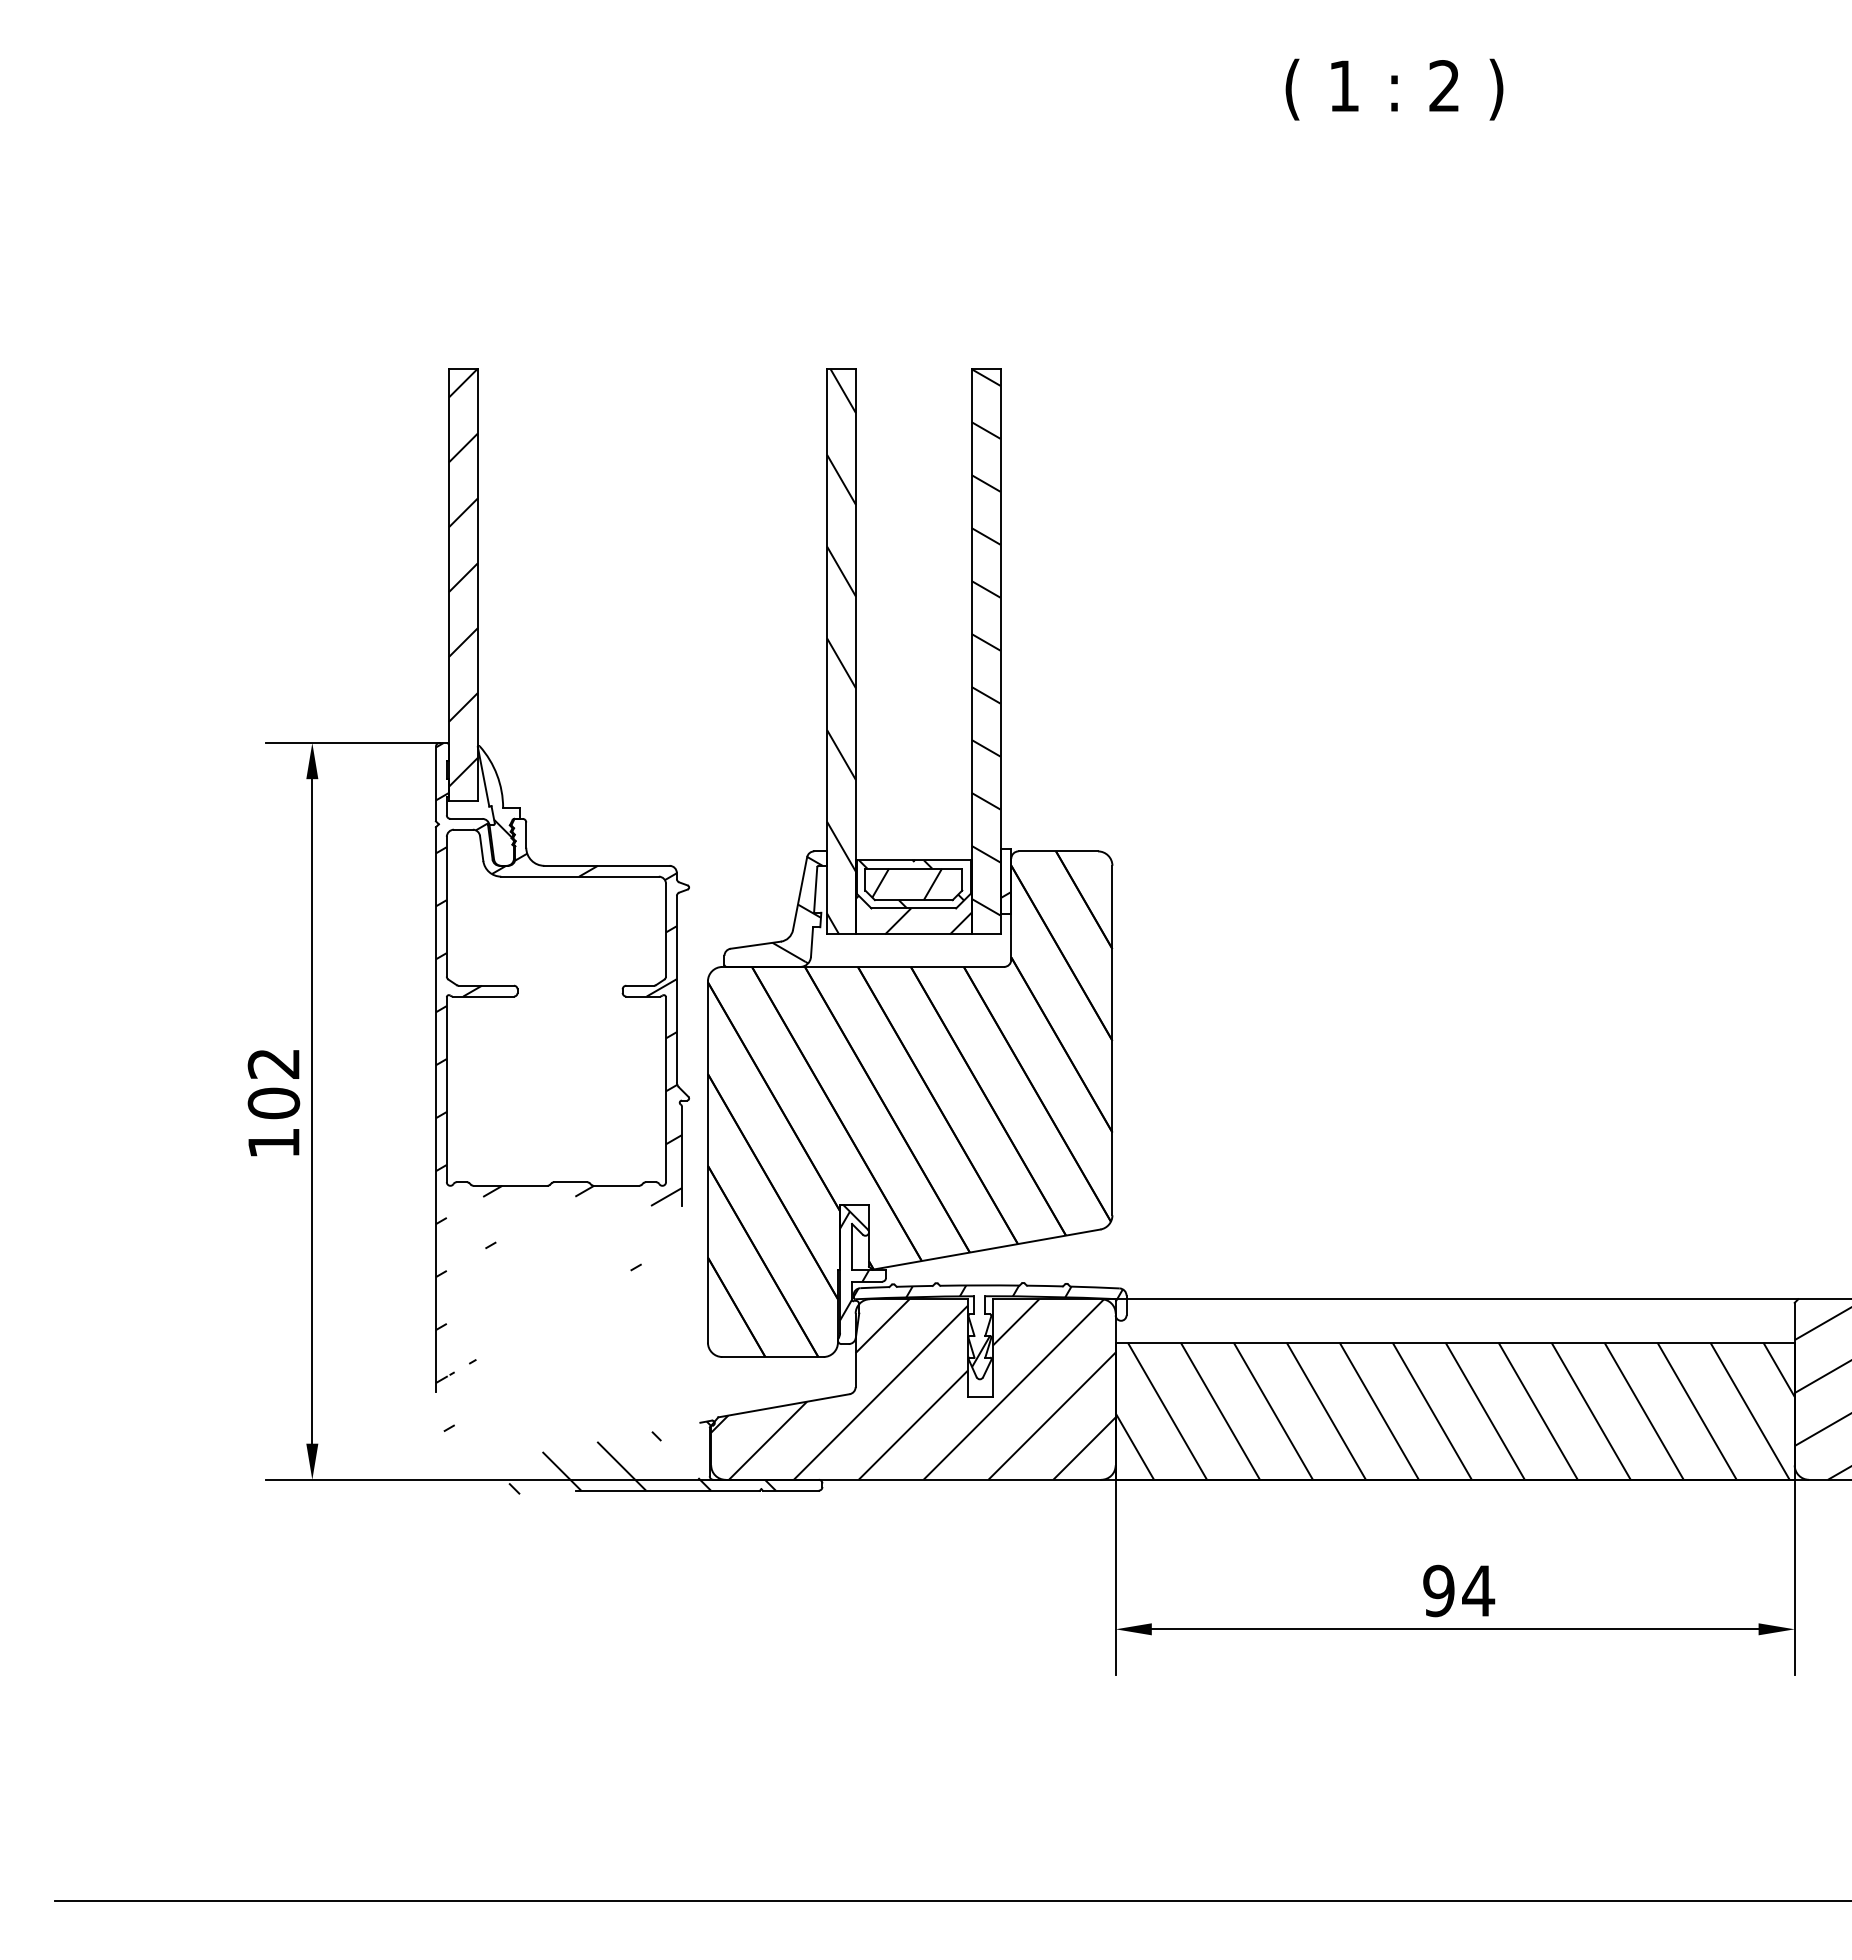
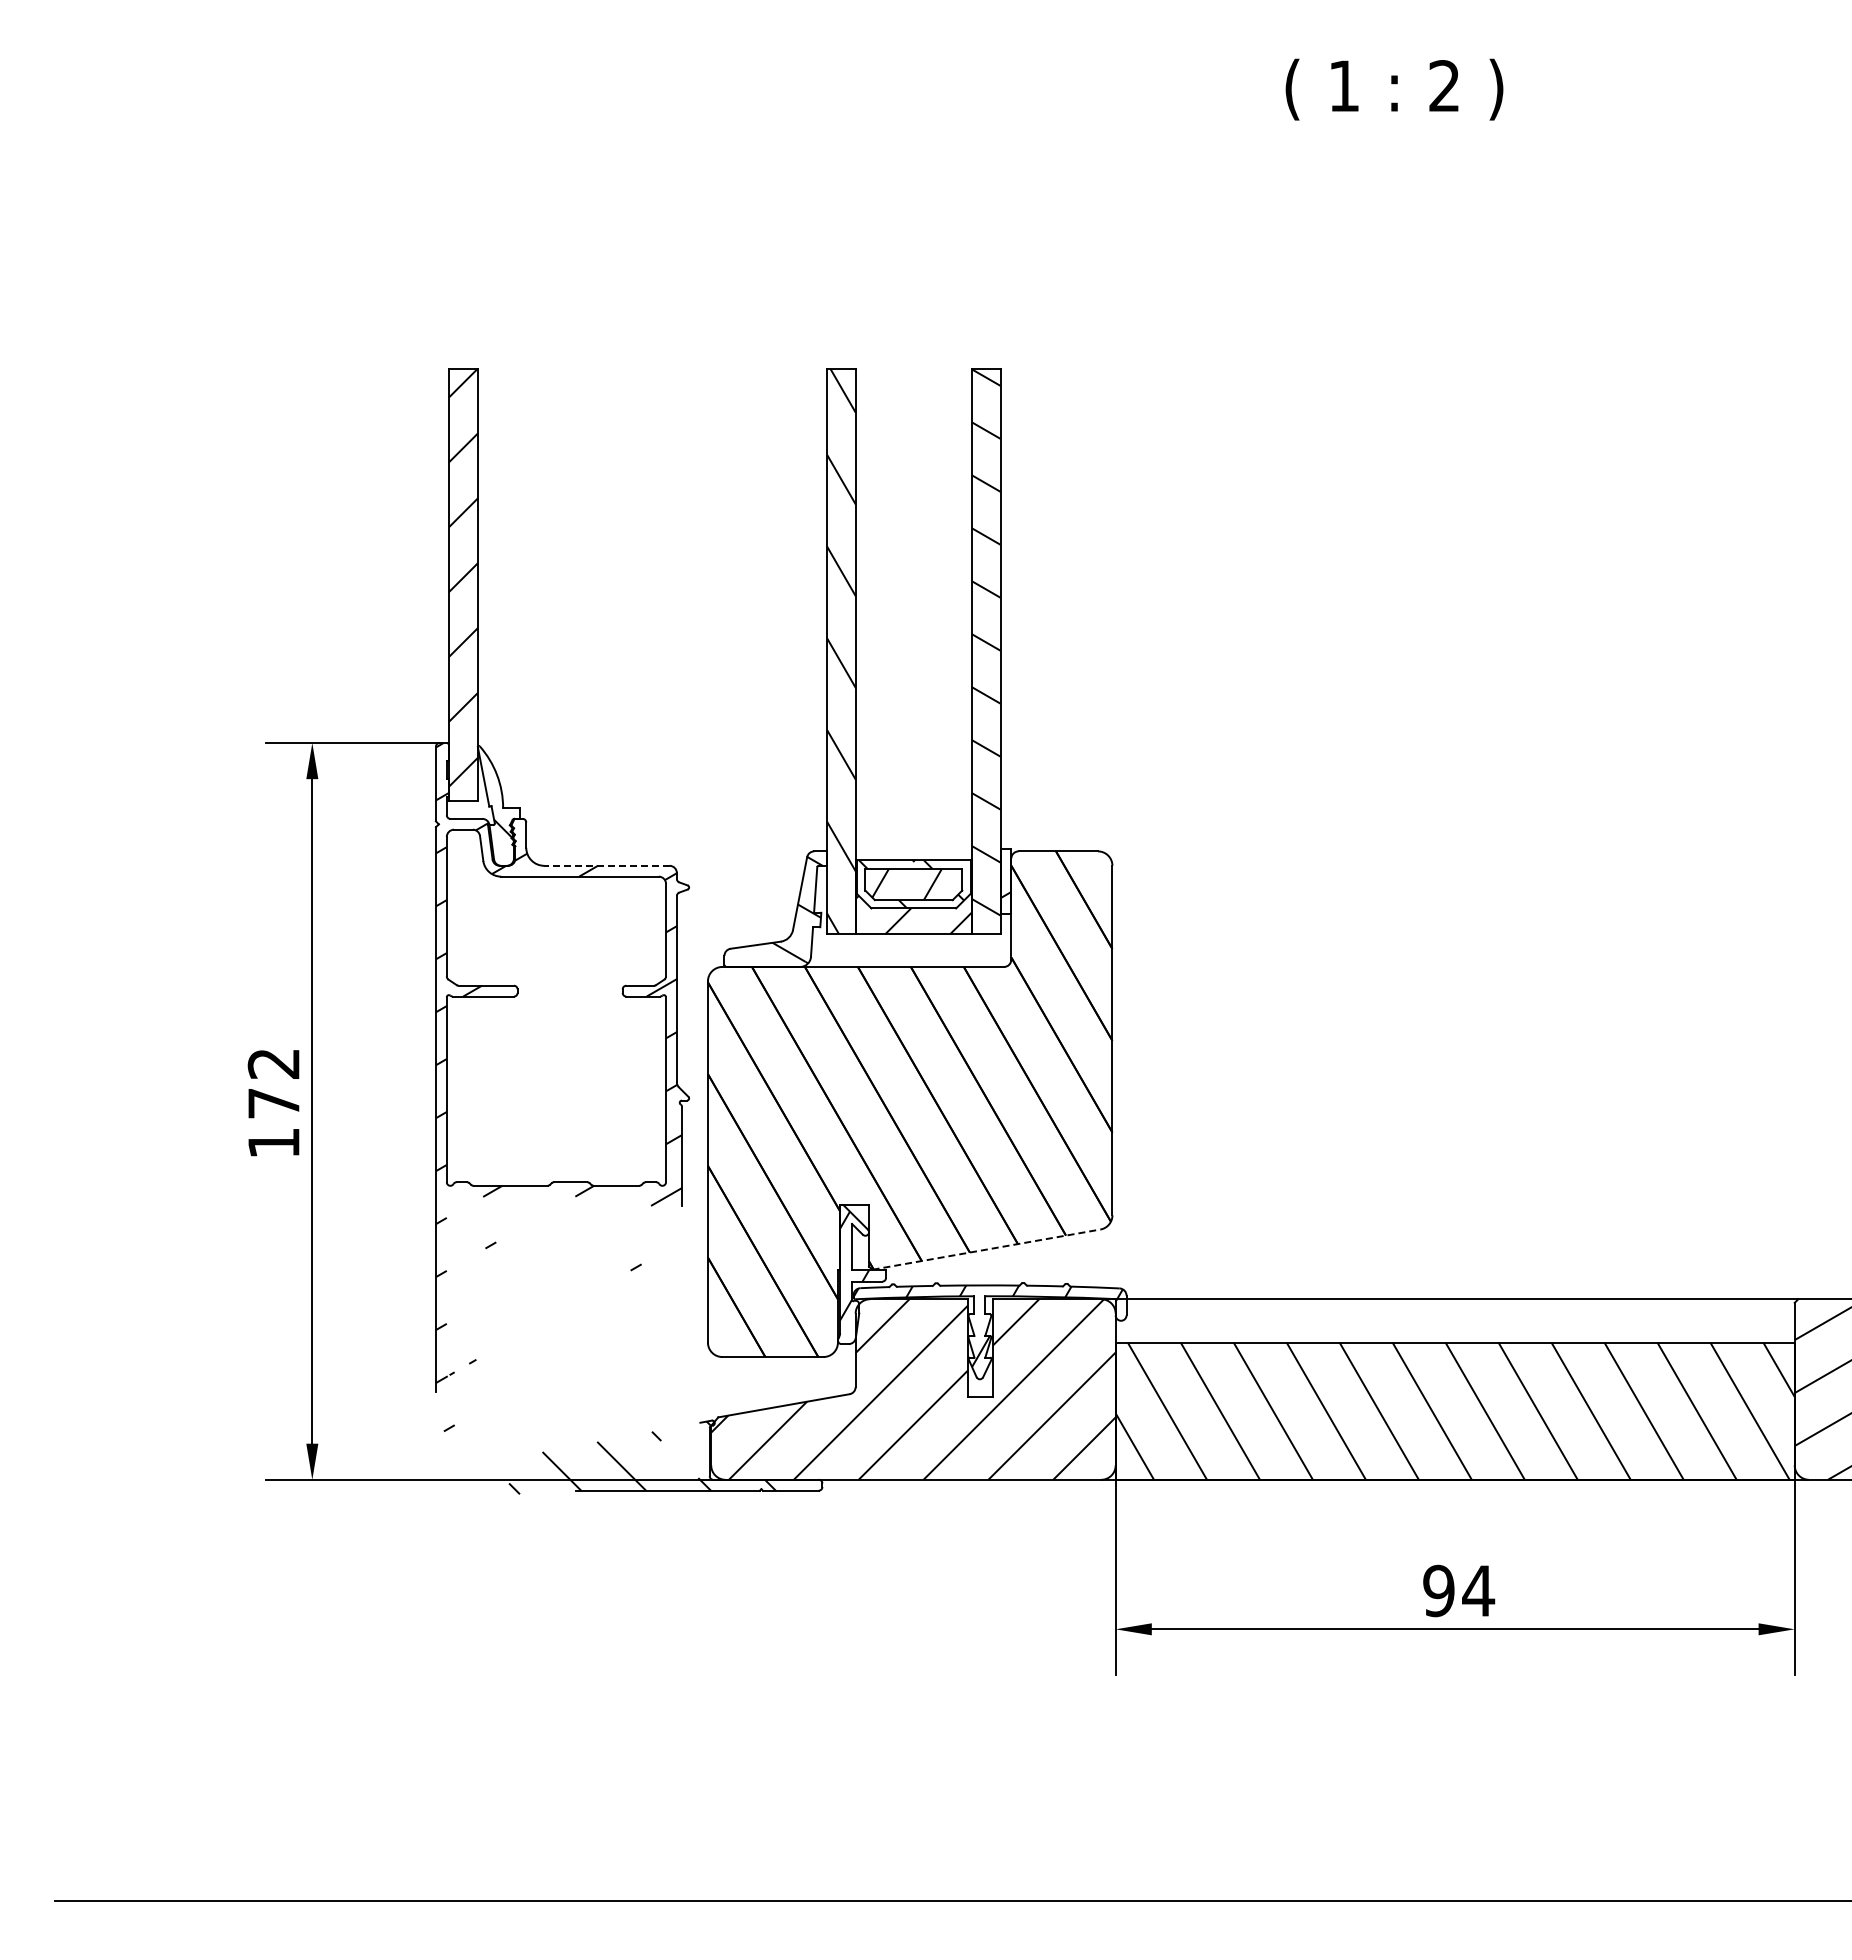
line: solid -> dashed (606, 865)
text: 102 -> 172 (273, 1103)
line: solid -> dashed (986, 1249)
